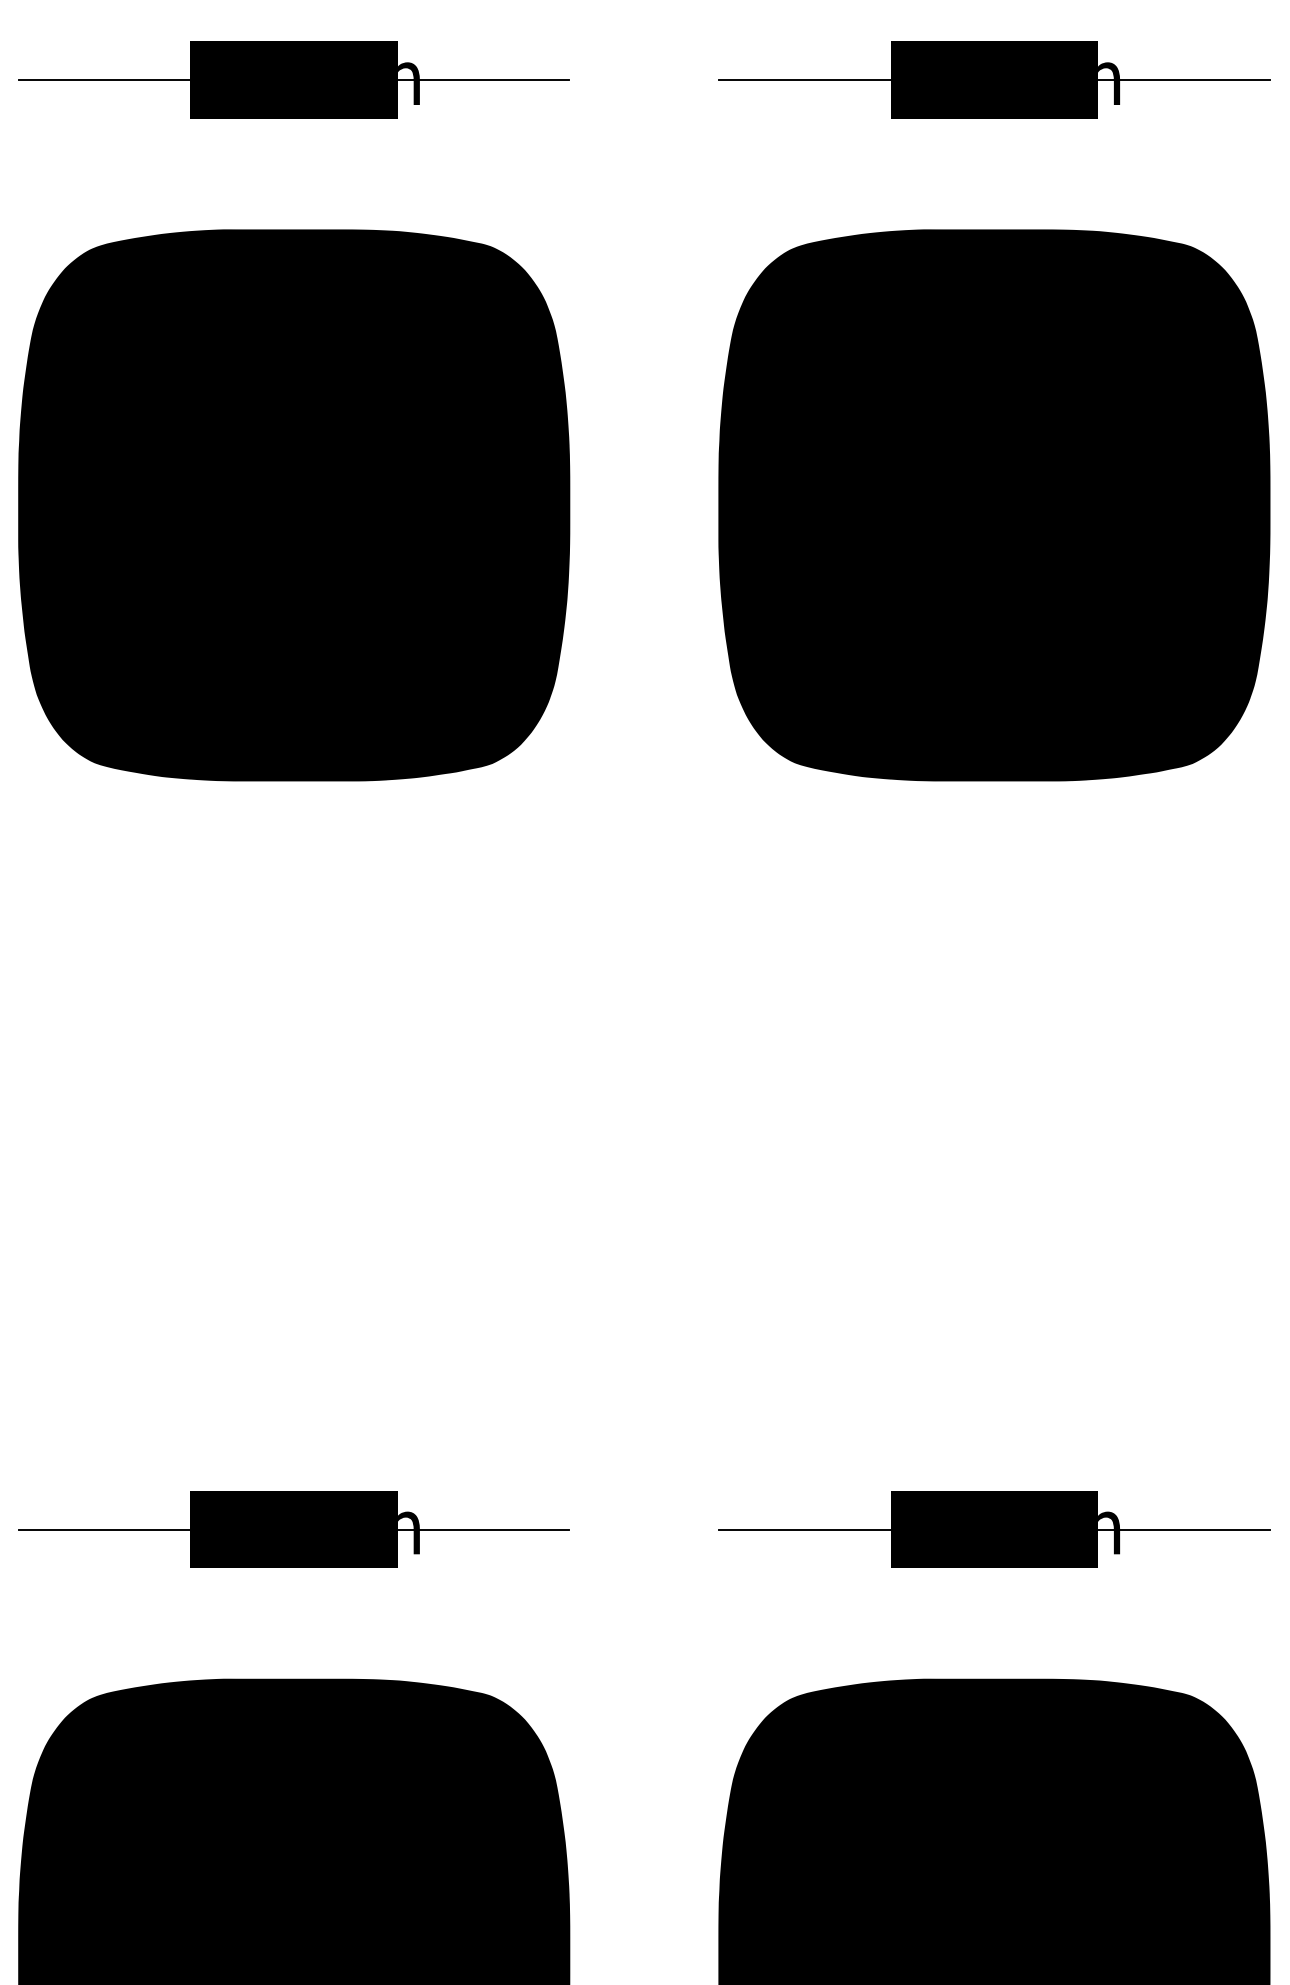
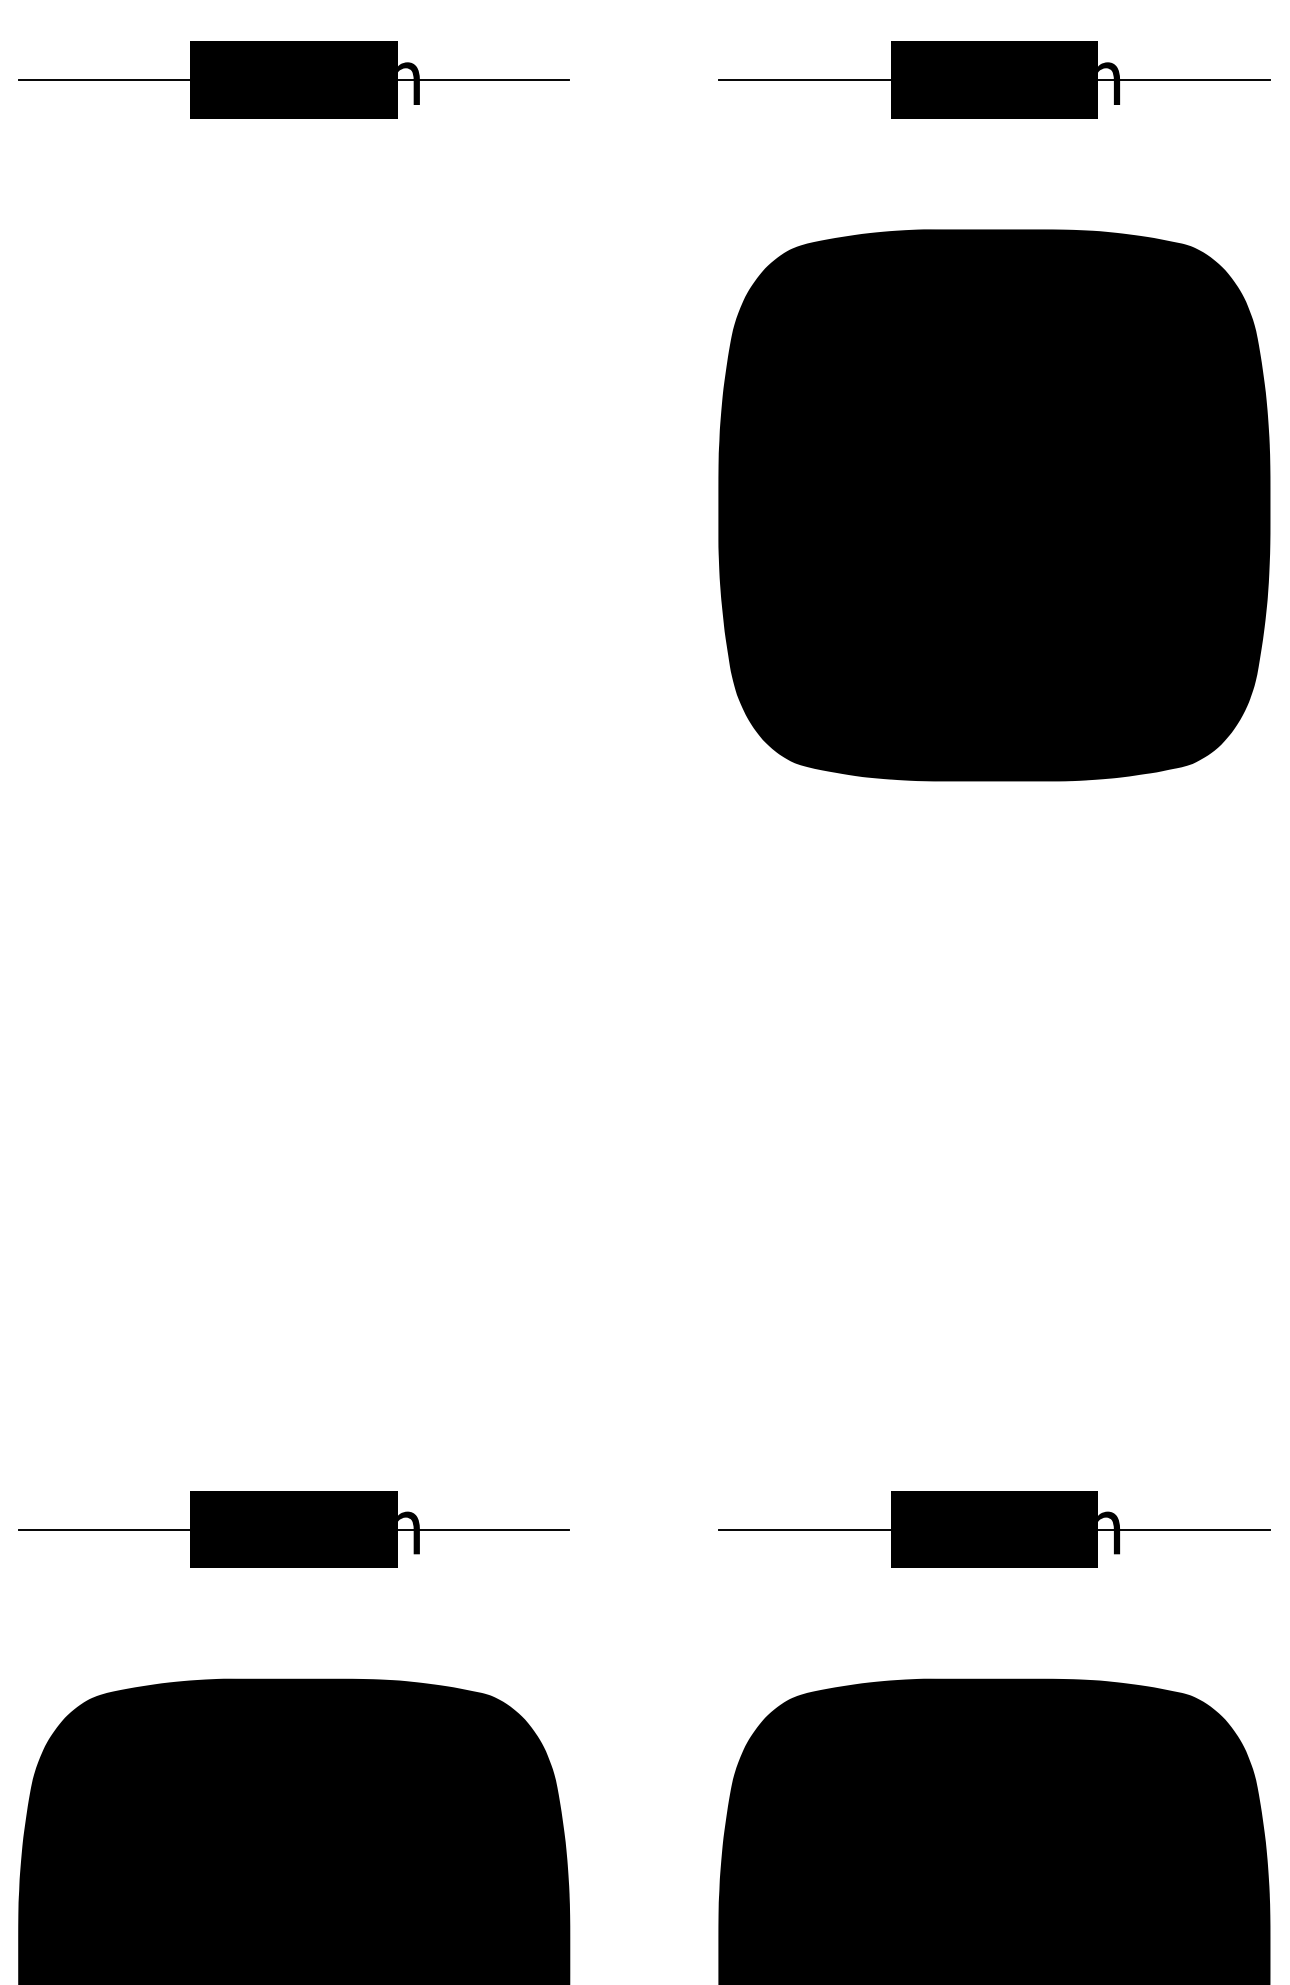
part: present -> none (294, 505)
